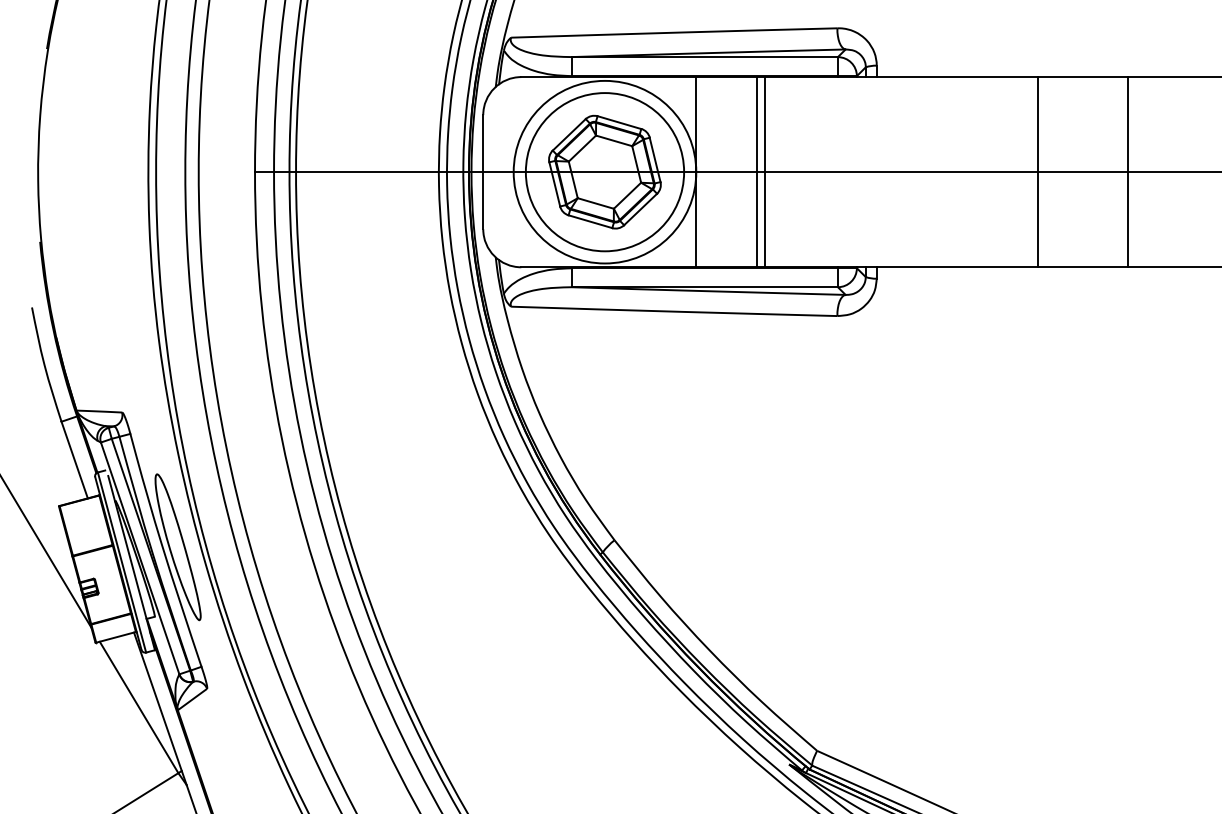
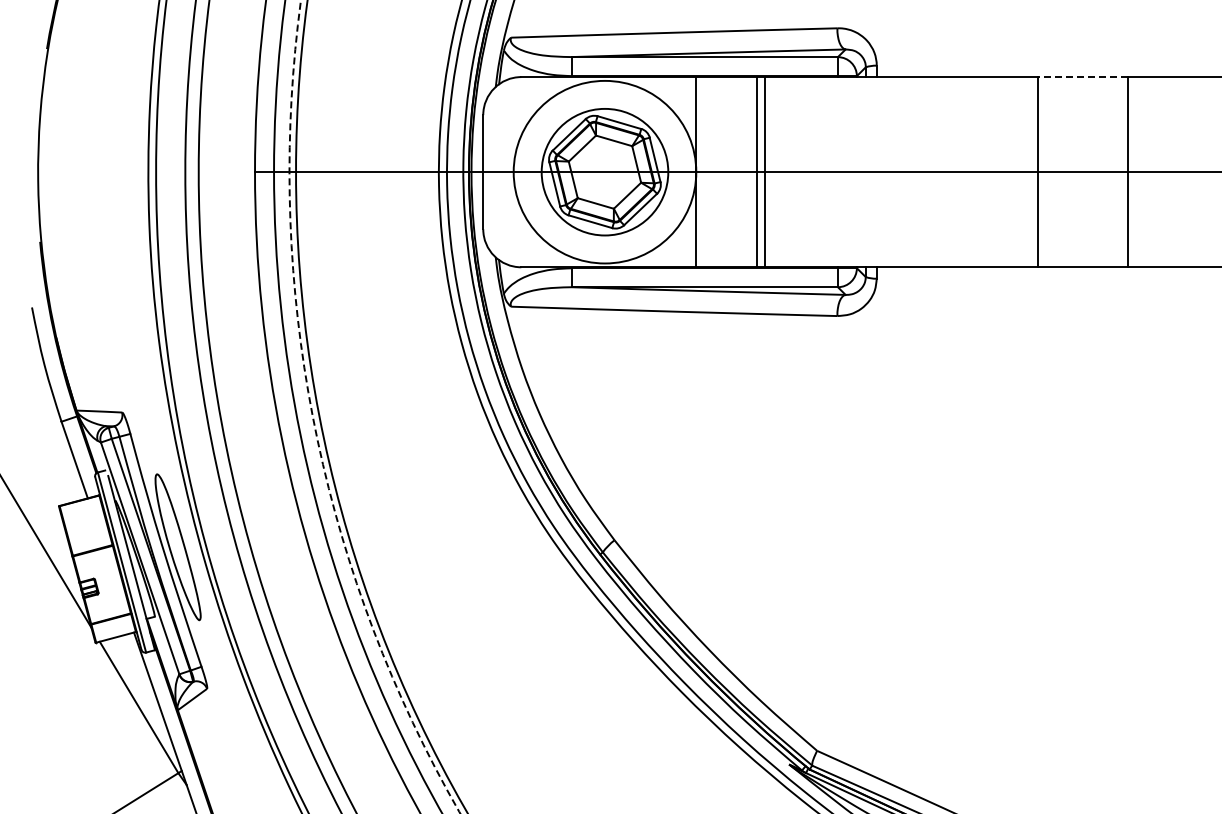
line: solid -> dashed (1083, 77)
circle diameter: 158 px -> 127 px (604, 171)
arc: solid -> dashed (313, 420)
